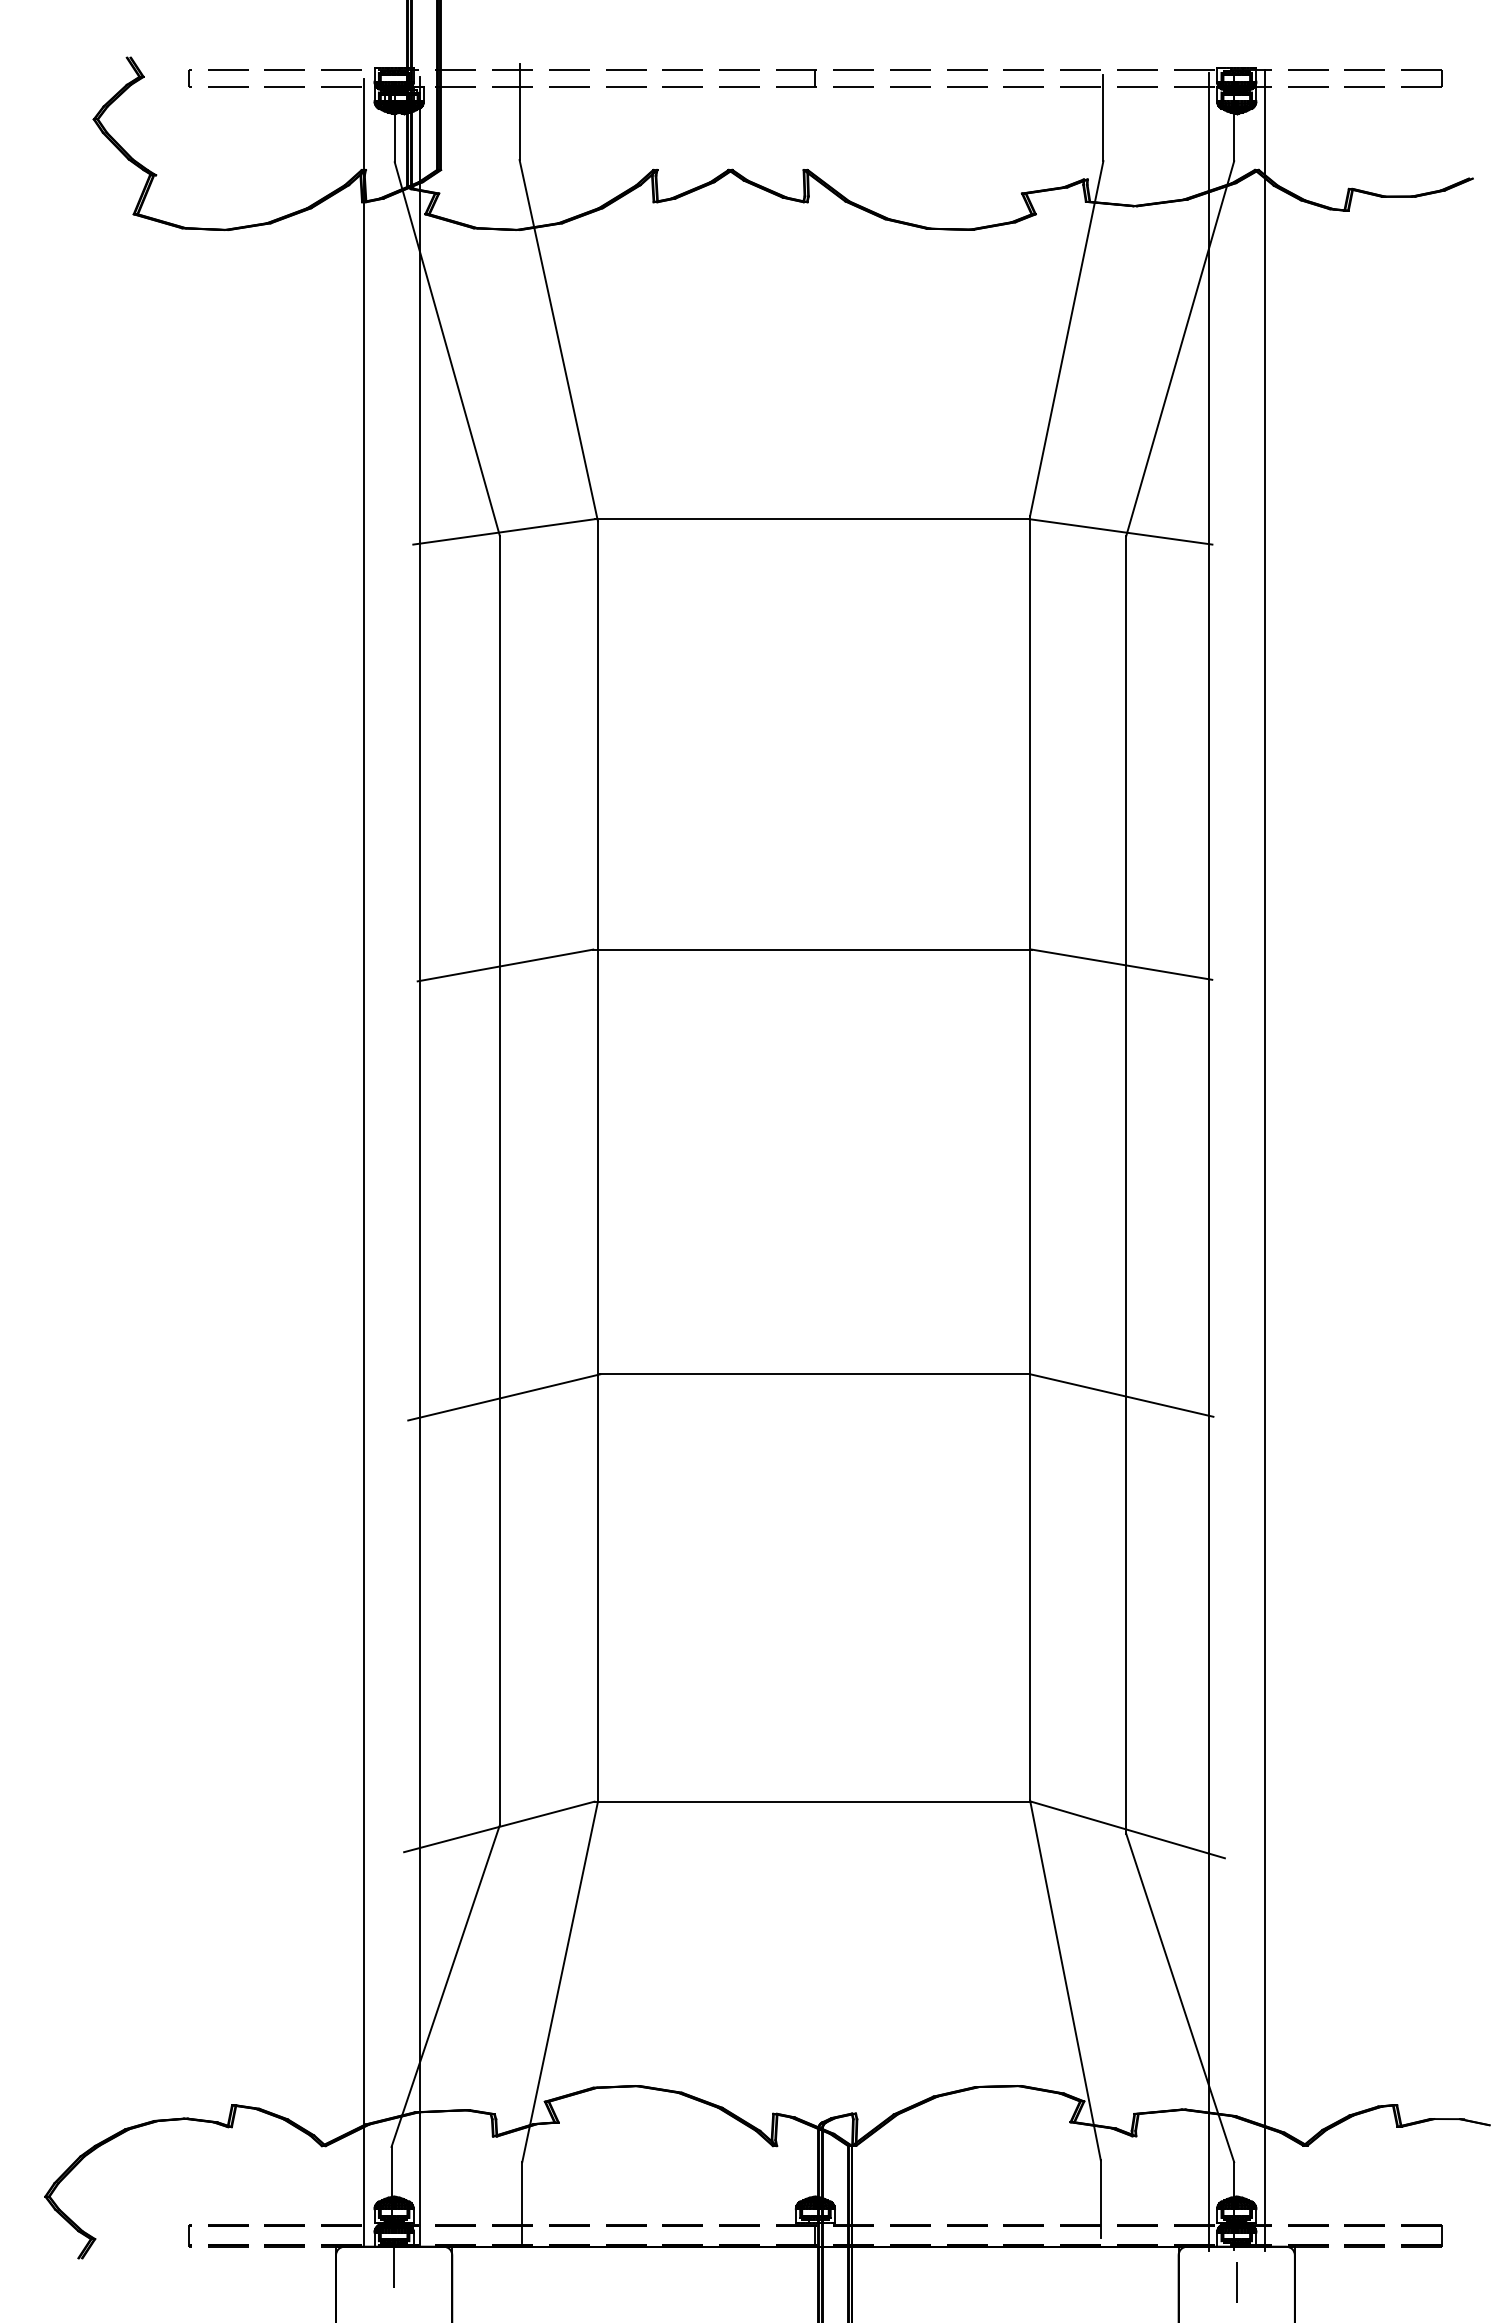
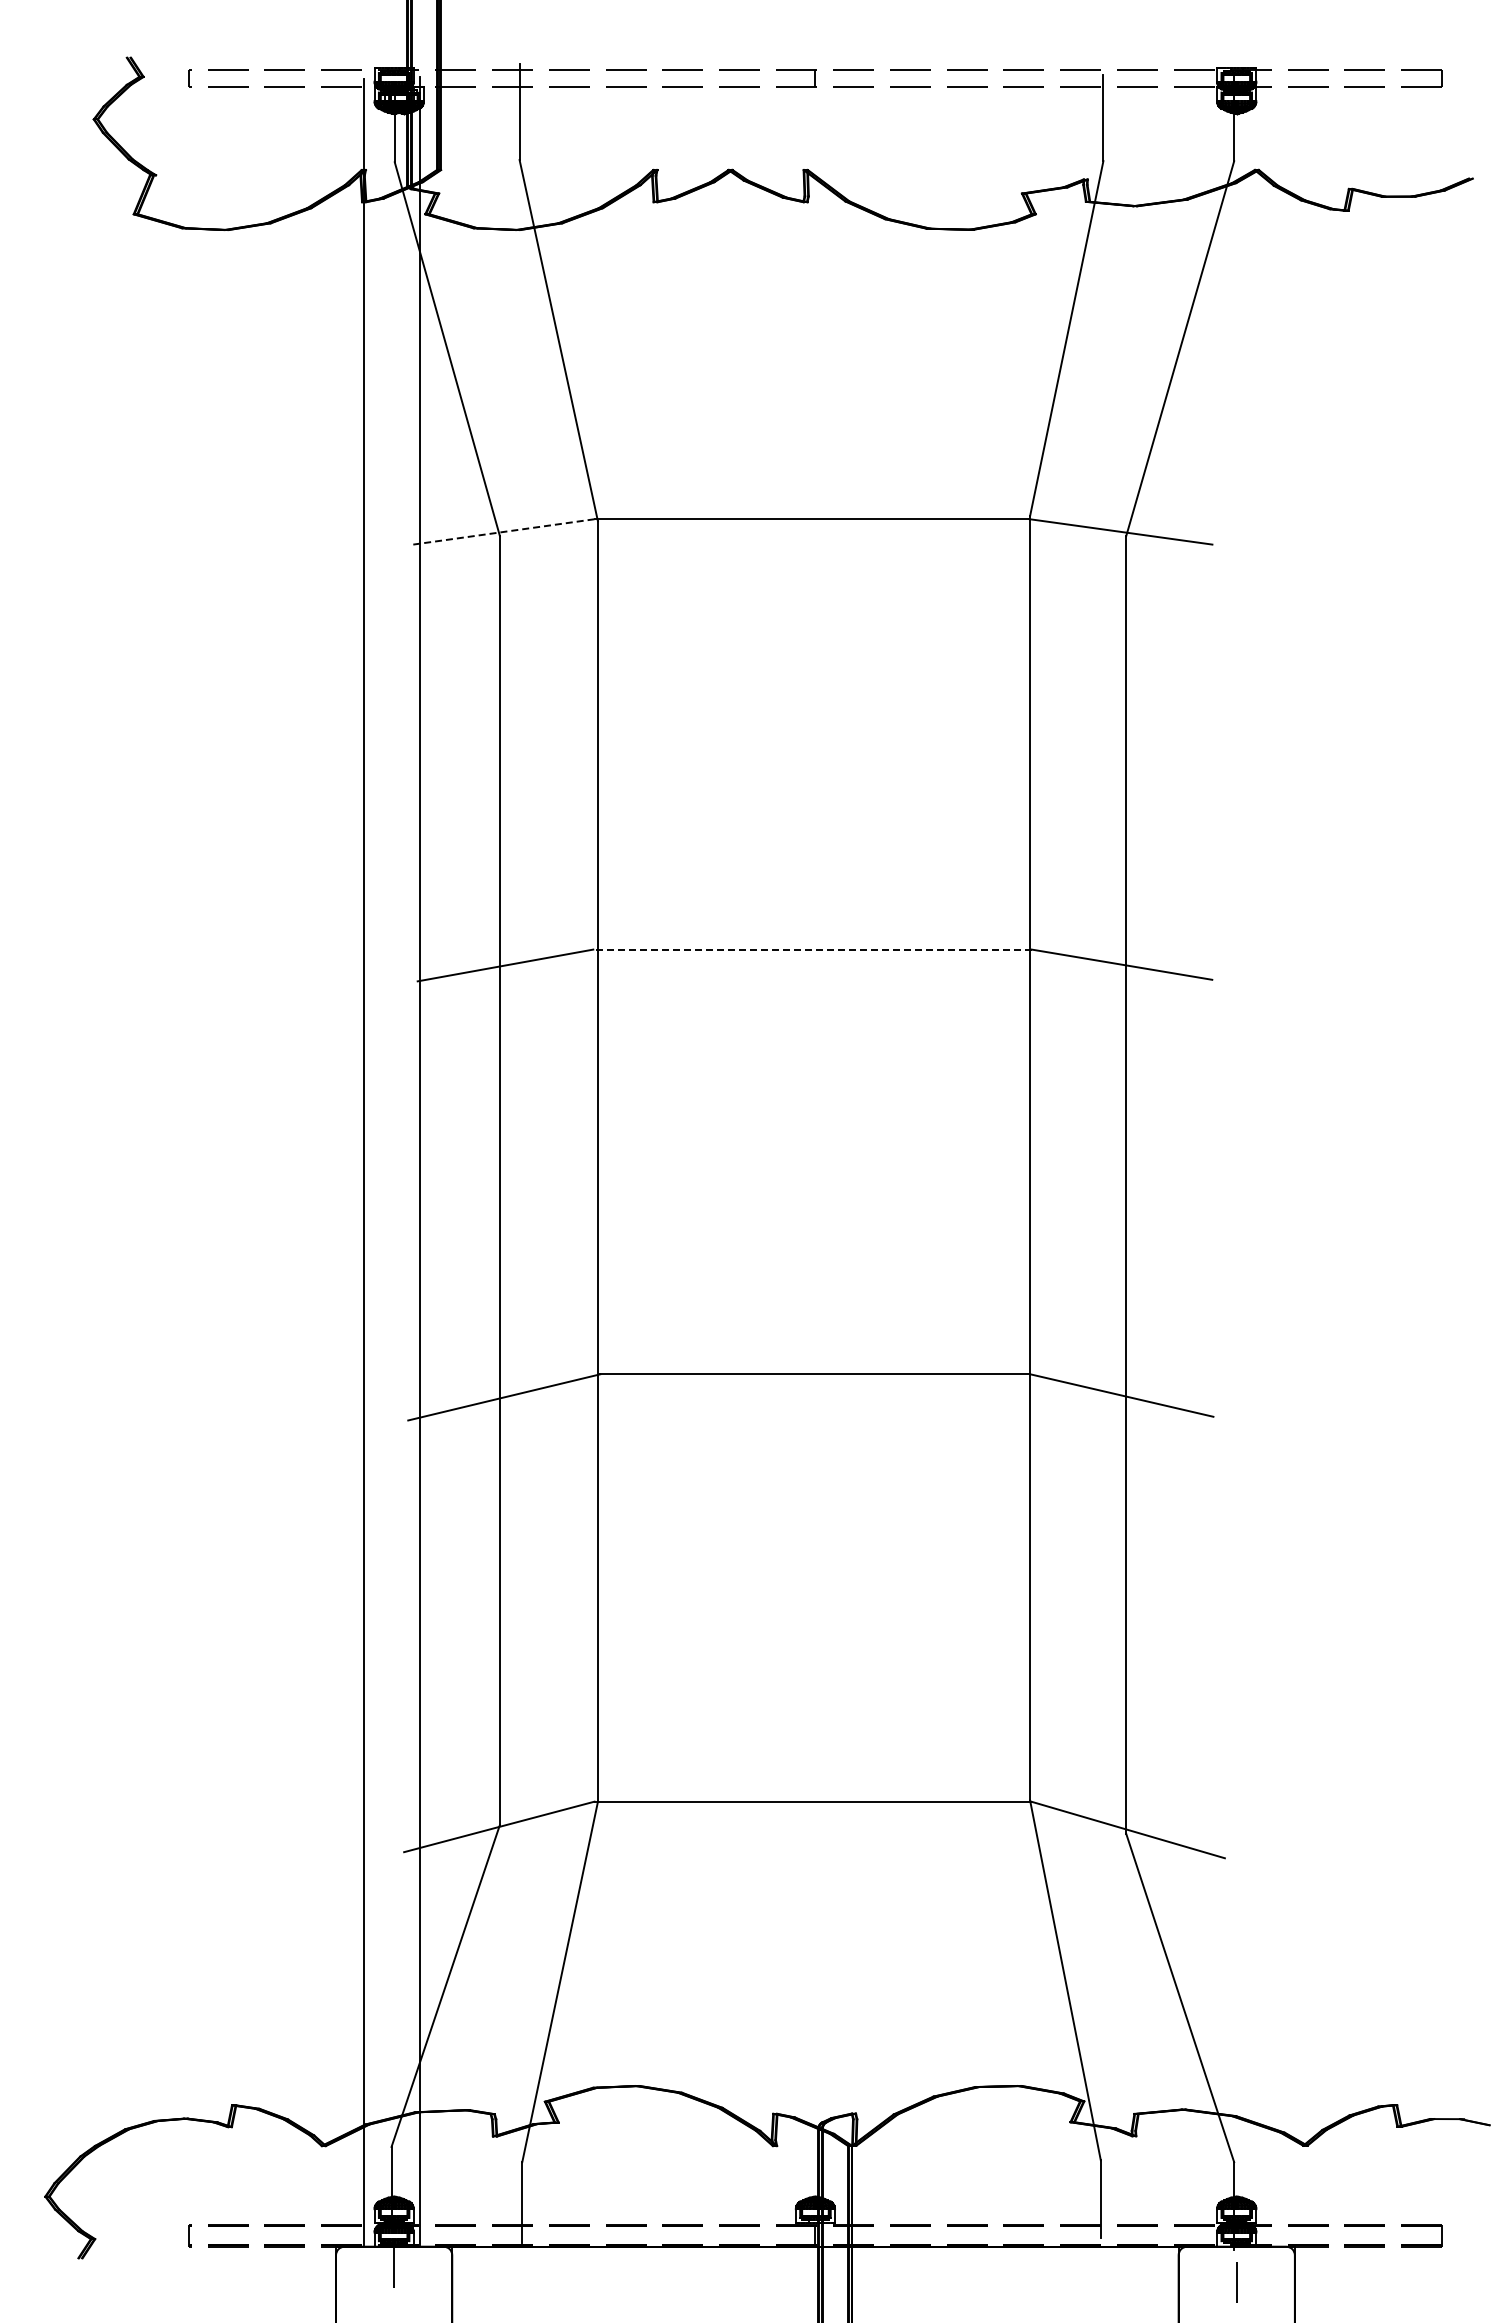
line: solid -> dashed (504, 531)
line: solid -> dashed (812, 949)
line: present -> none (1265, 1160)
line: present -> none (1208, 1162)
